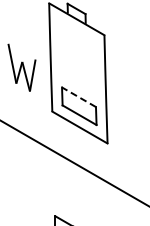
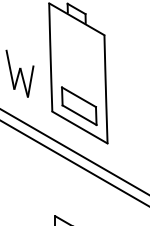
part position: (21, 67) -> (19, 73) (19, 73)
line: dashed -> solid (79, 97)
line: none -> present (74, 151)
